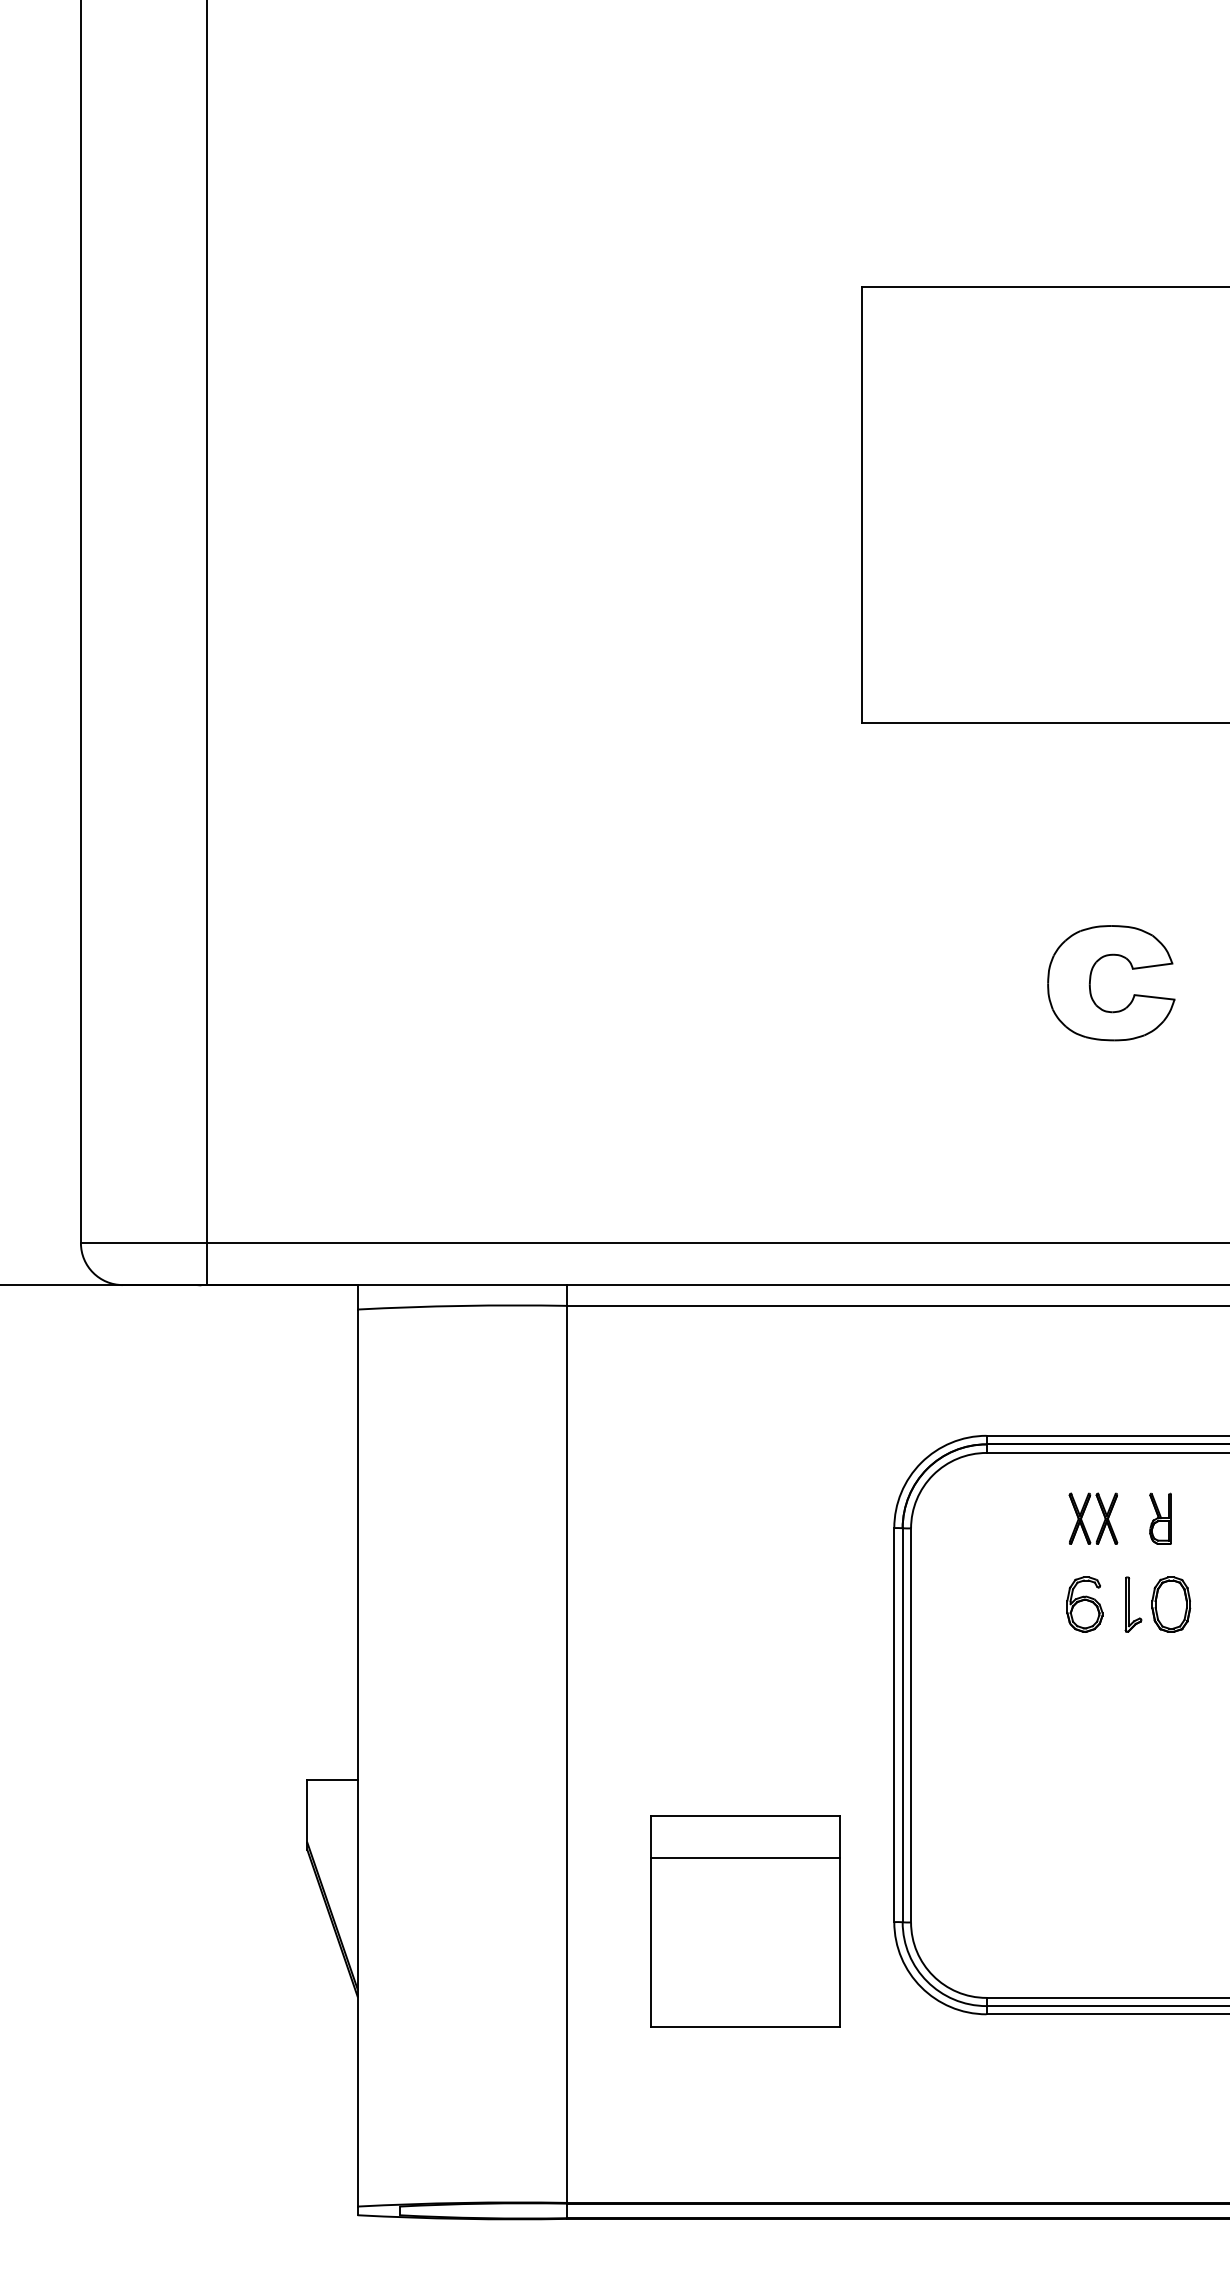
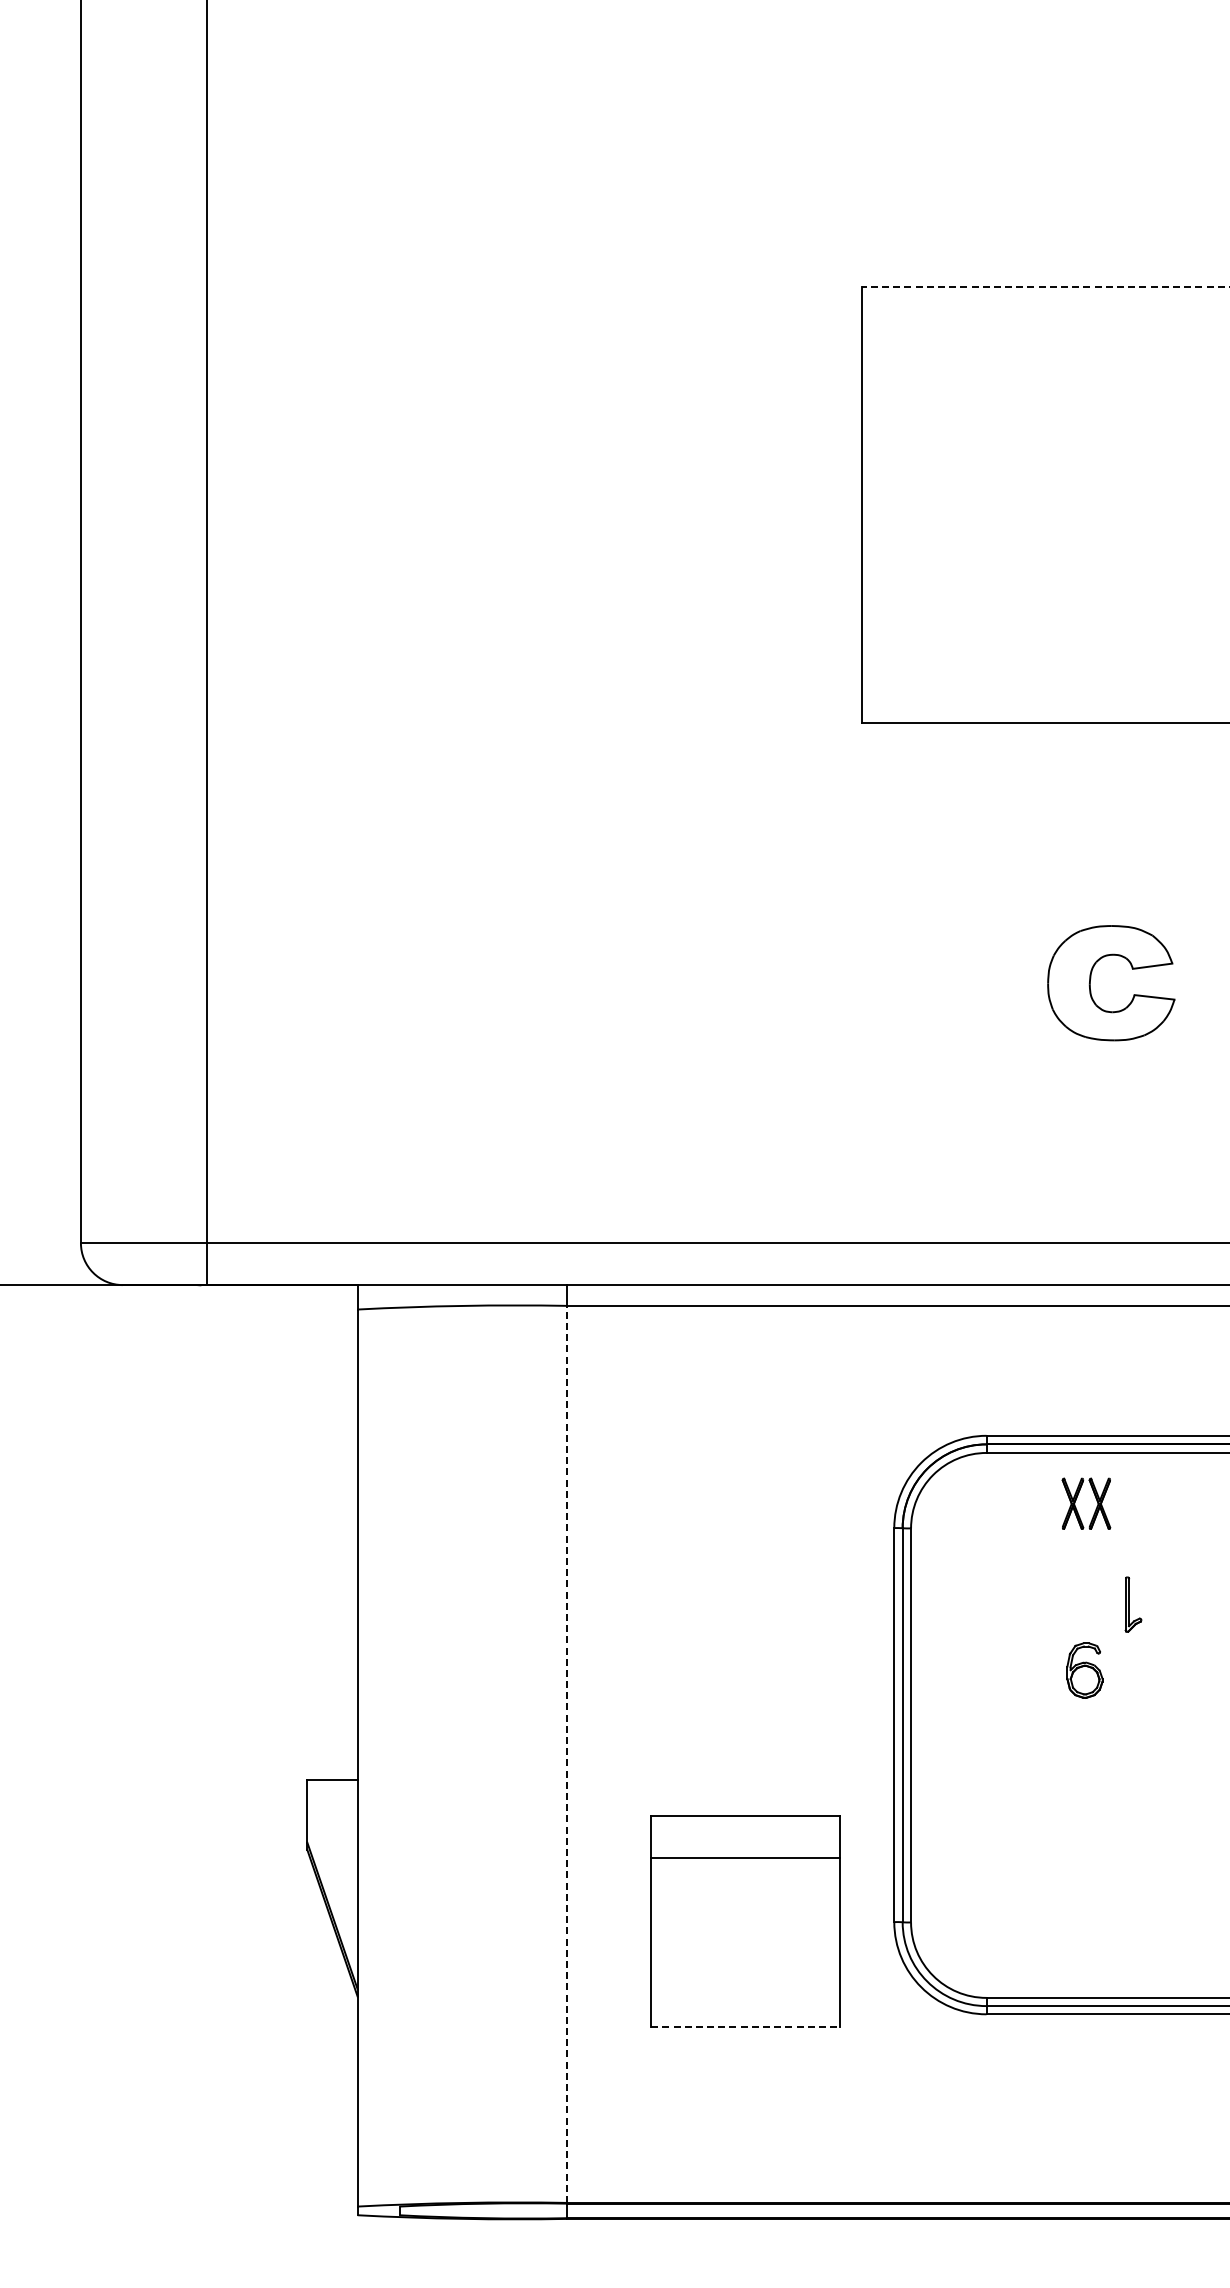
line: solid -> dashed (1045, 287)
part position: (1103, 1516) -> (1096, 1501) (1096, 1501)
part: present -> none (1160, 1518)
part position: (1084, 1604) -> (1084, 1670) (1084, 1670)
part: present -> none (1171, 1604)
line: solid -> dashed (567, 1754)
line: solid -> dashed (745, 2026)
